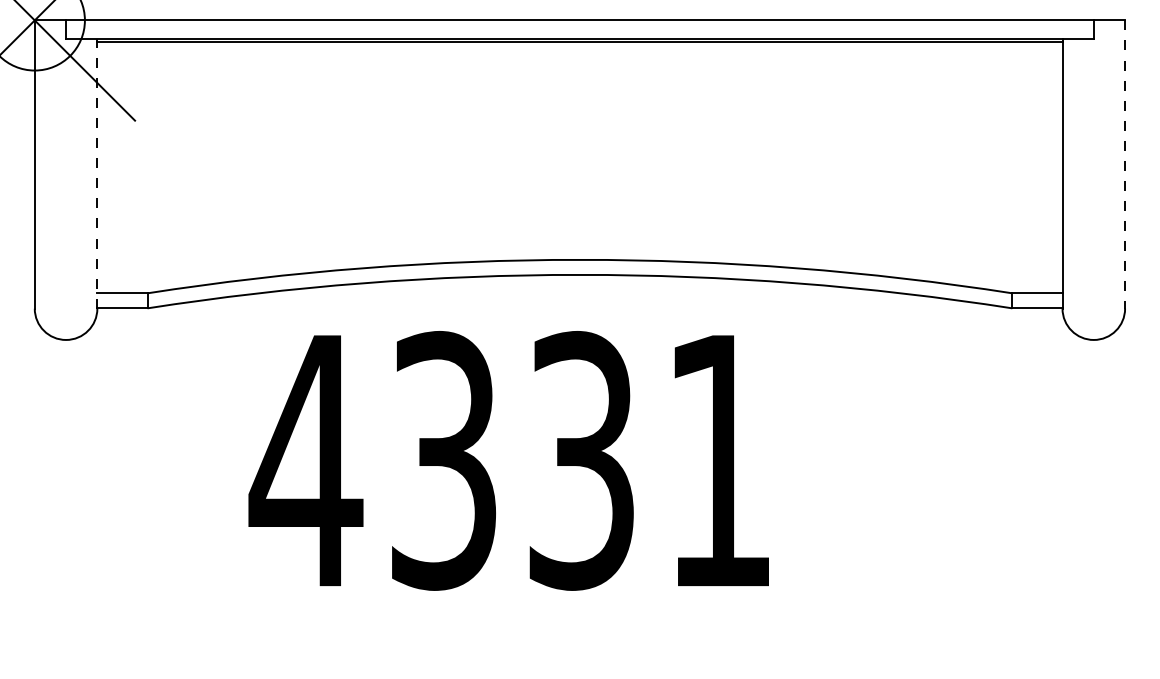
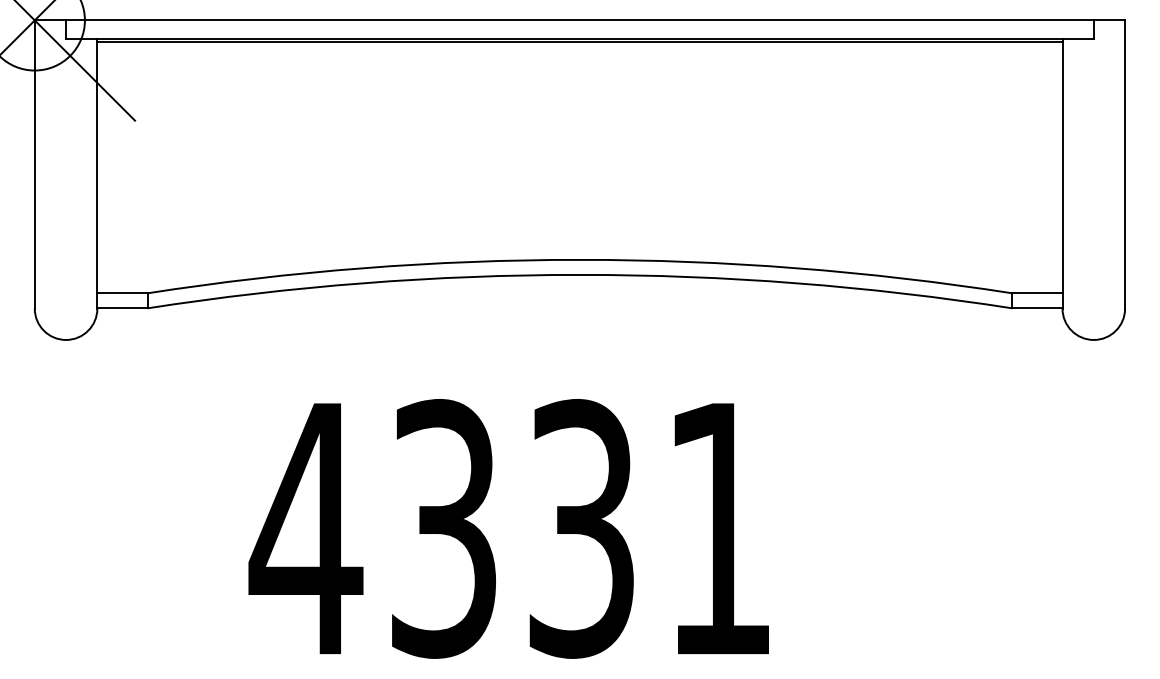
line: dashed -> solid (1125, 165)
line: dashed -> solid (97, 173)
text position: (508, 460) -> (508, 528) (508, 528)
